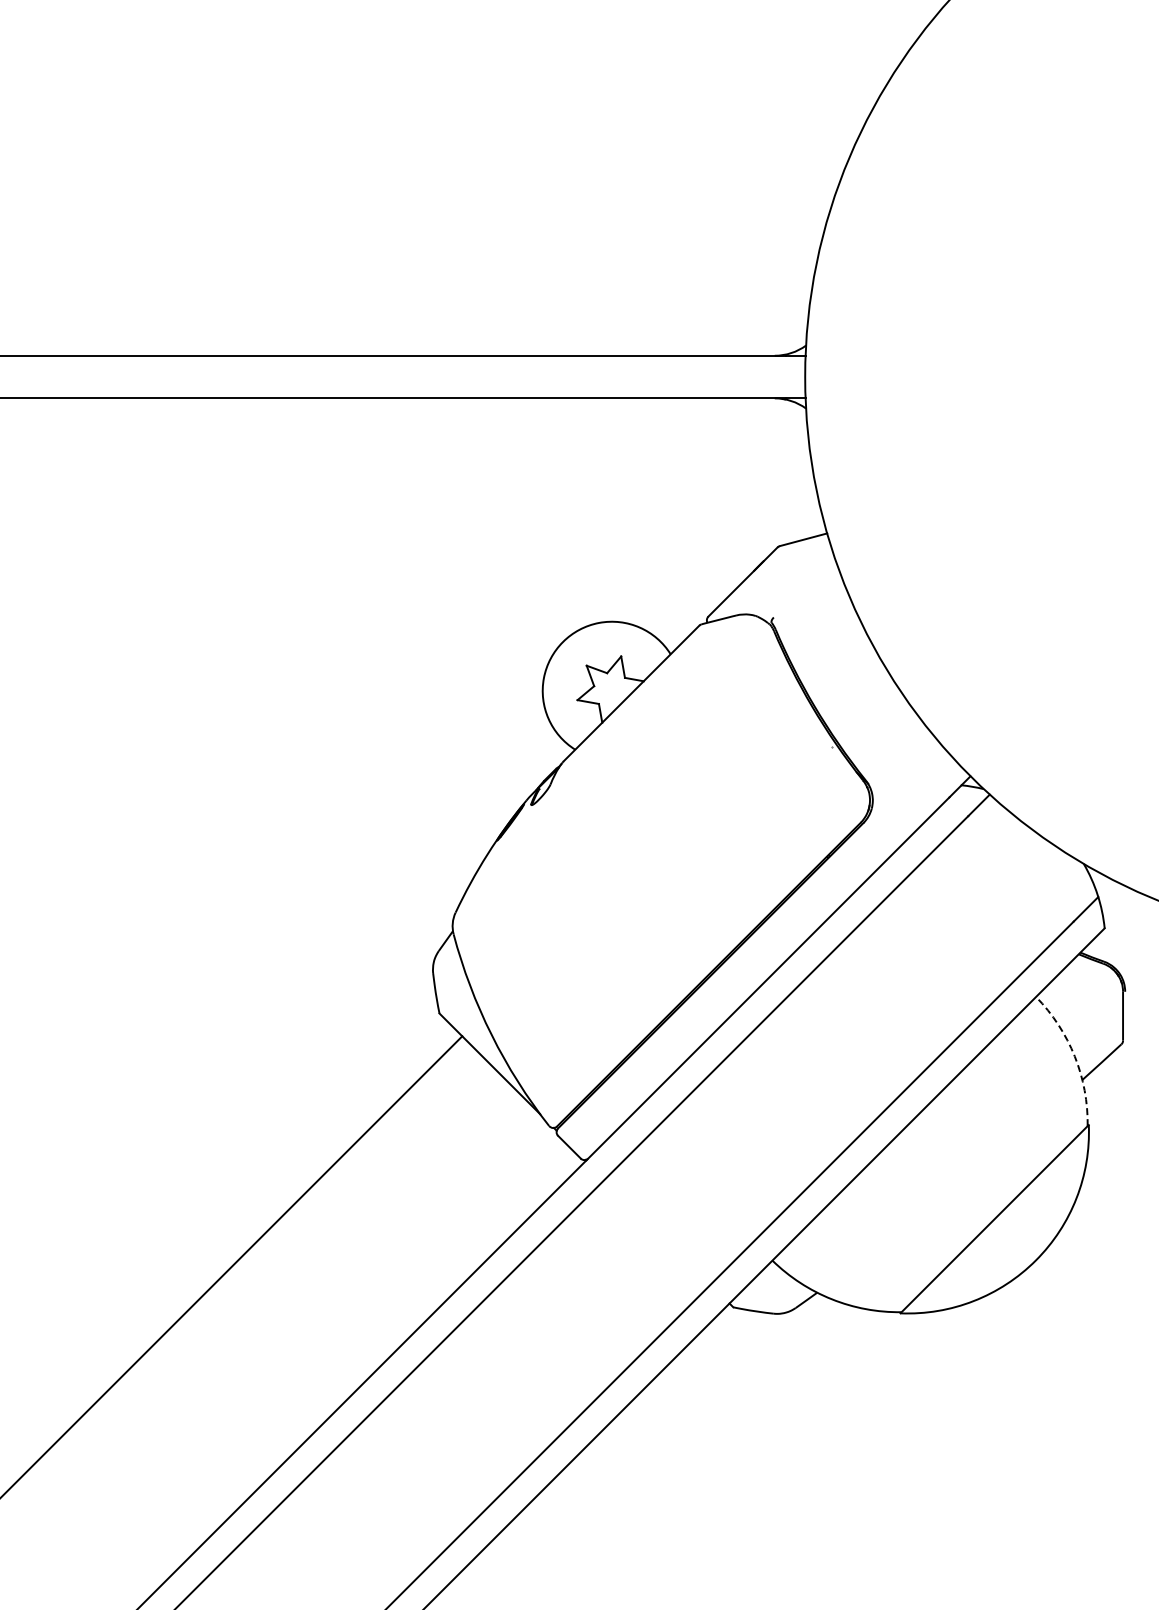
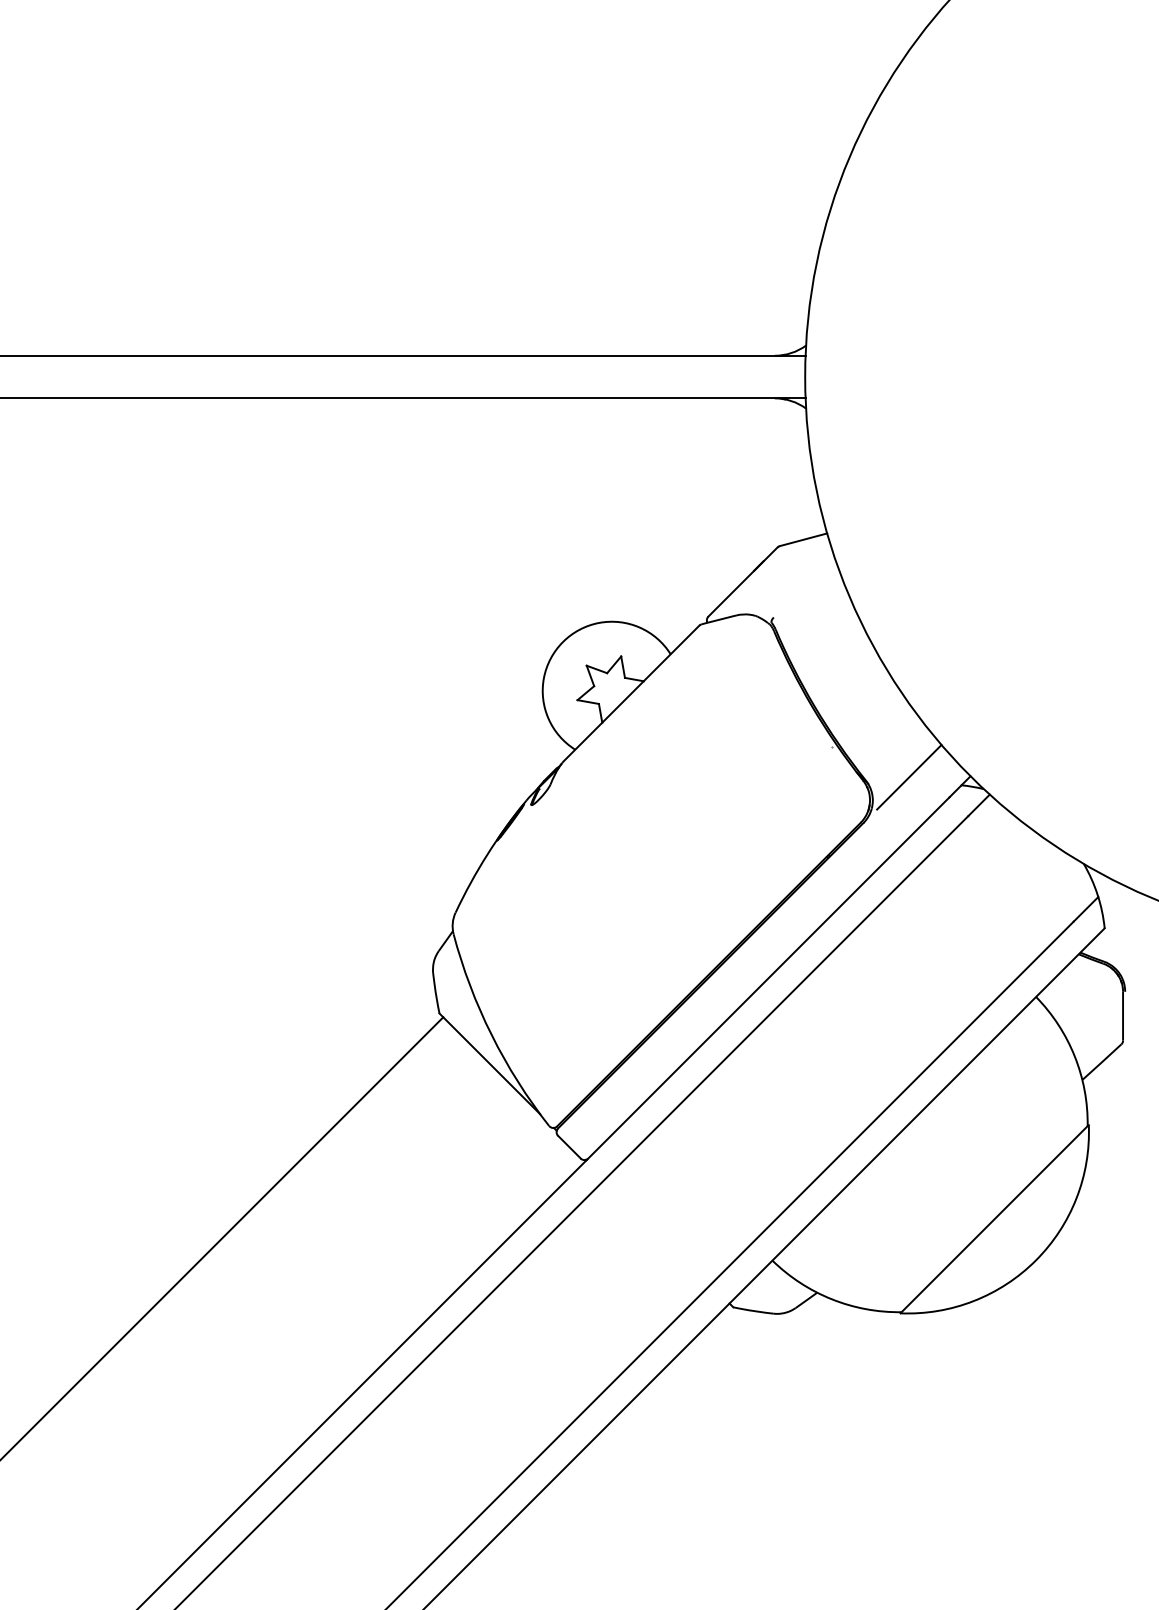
line: none -> present (909, 776)
arc: dashed -> solid (1074, 1056)
line position: (232, 1266) -> (222, 1237) (222, 1237)
